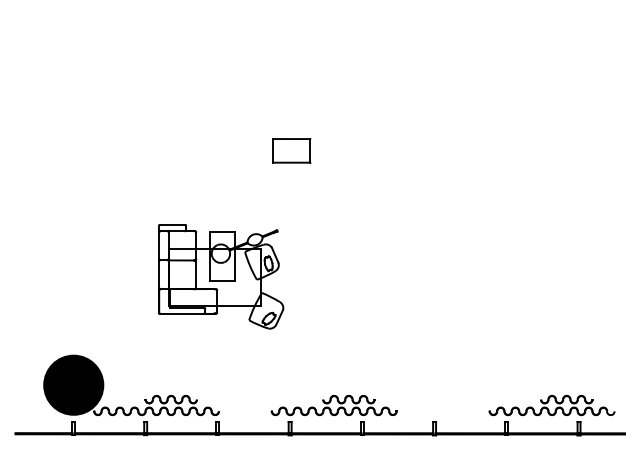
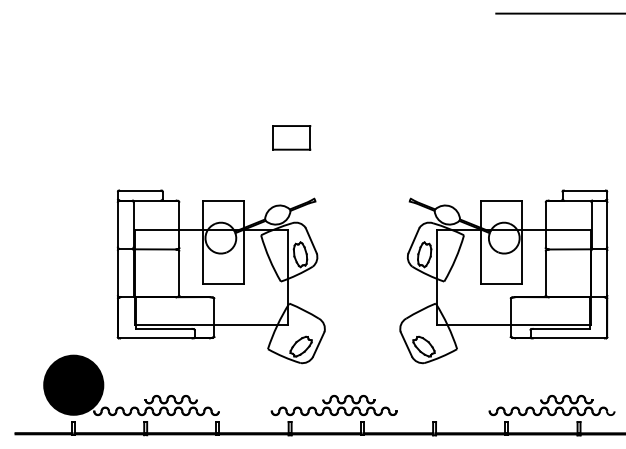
line: none -> present (559, 13)
part position: (291, 150) -> (291, 137) (291, 137)
part size: 127x106 px -> 210x176 px (220, 276)
part: none -> present (503, 276)
